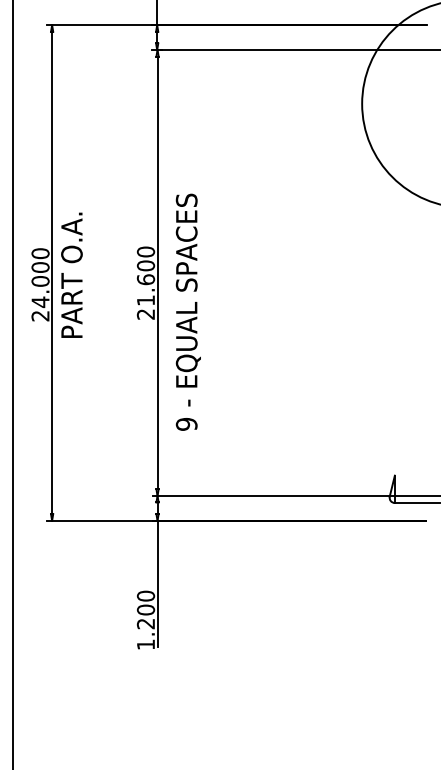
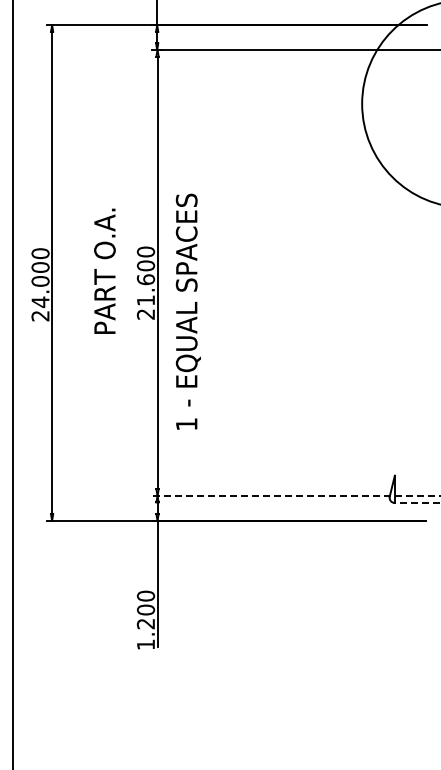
text position: (71, 274) -> (104, 270) (104, 270)
text: 9 -> 1 (186, 424)
line: solid -> dashed (296, 495)
line: solid -> dashed (417, 503)
